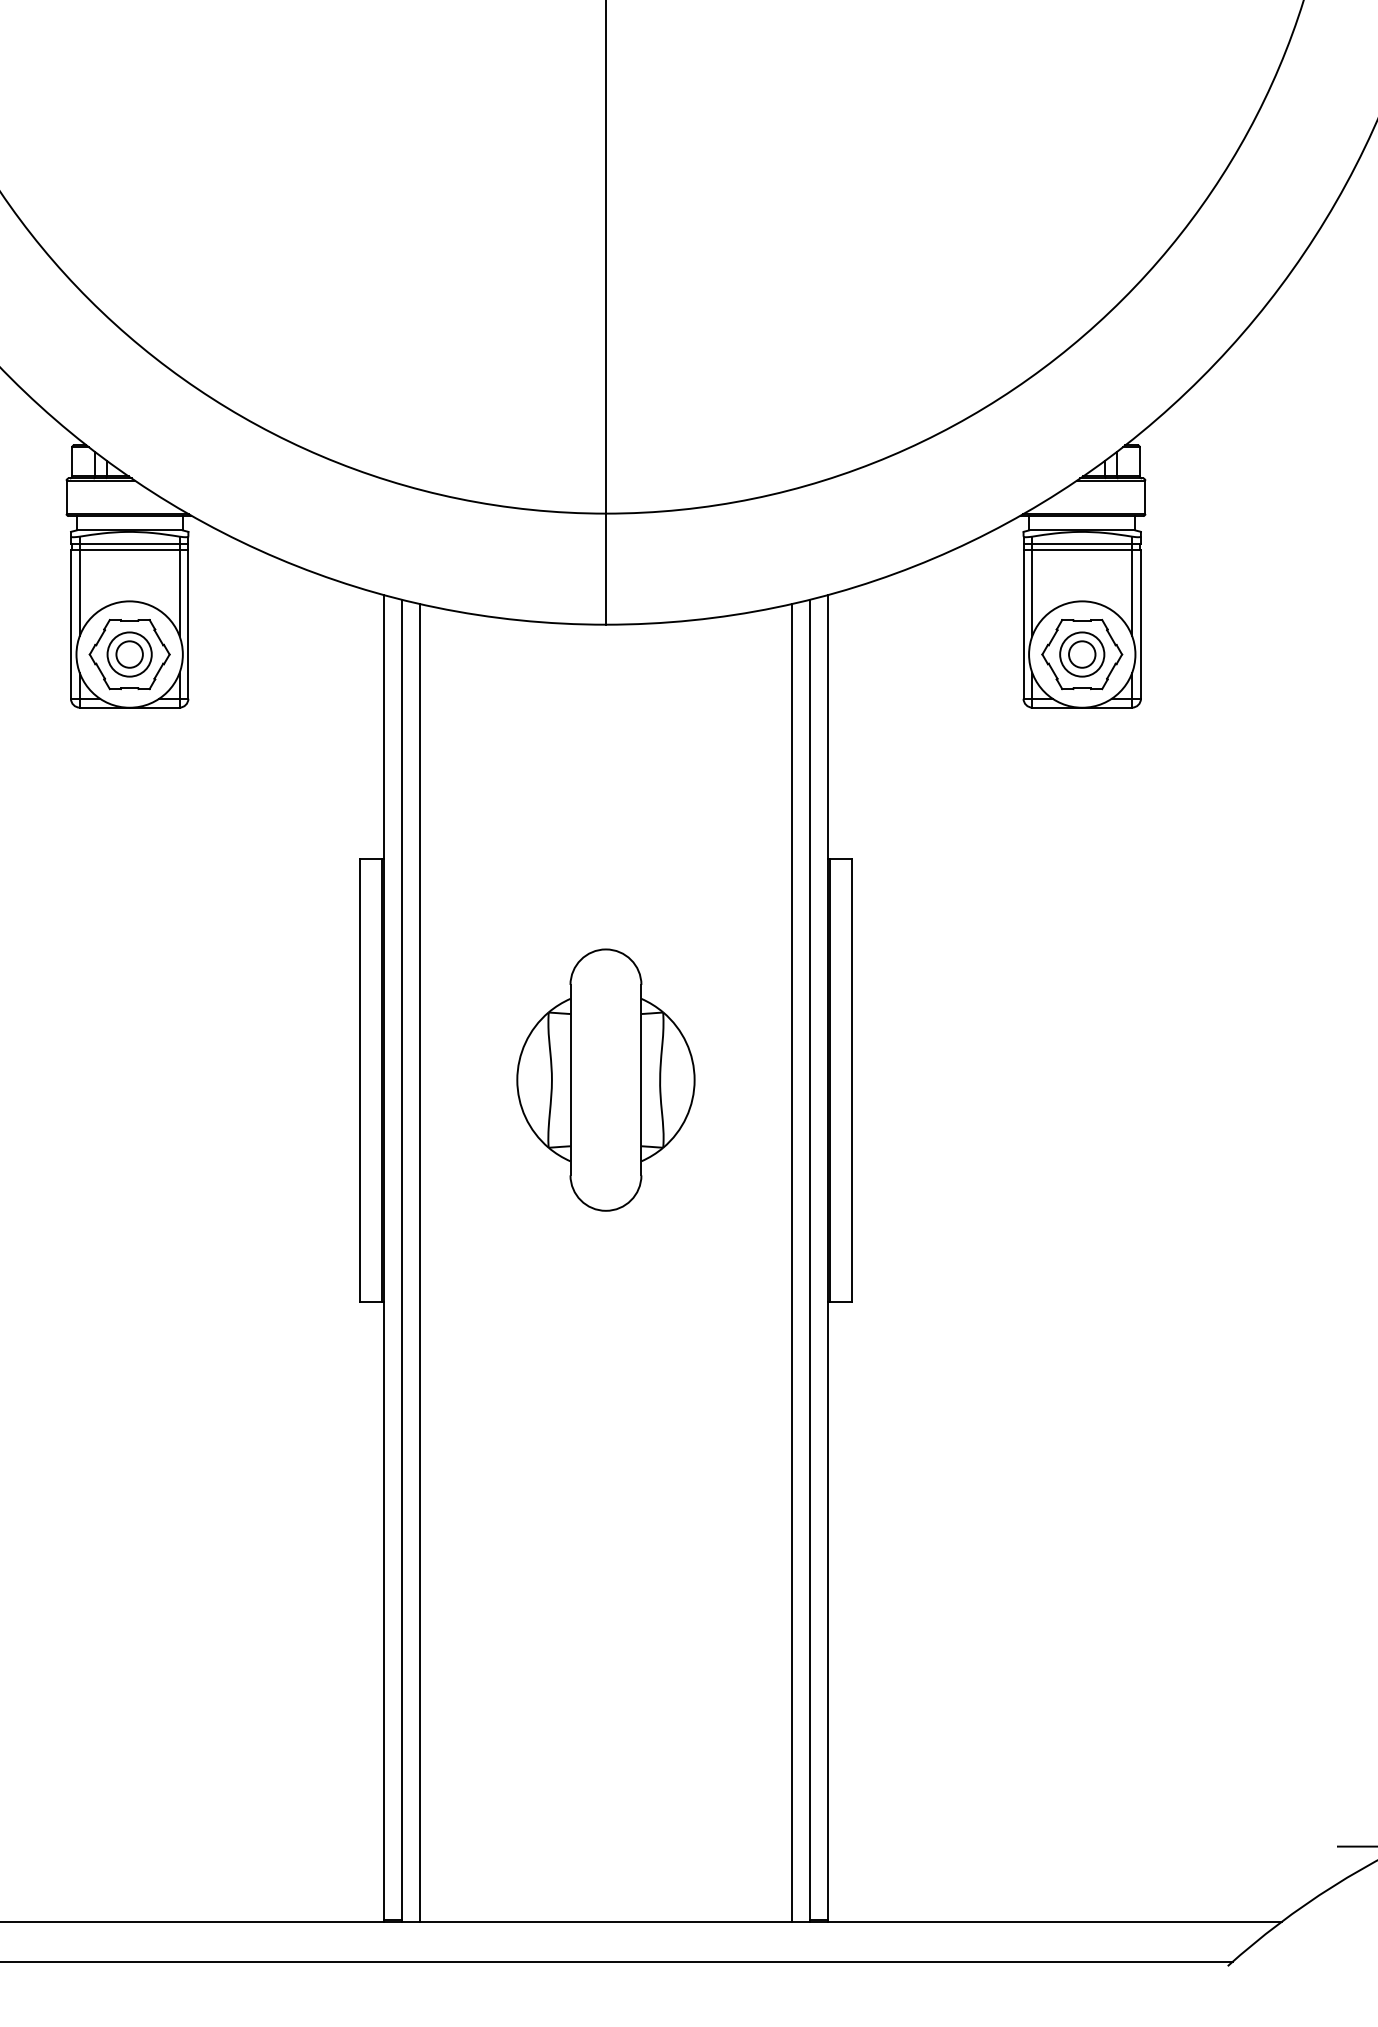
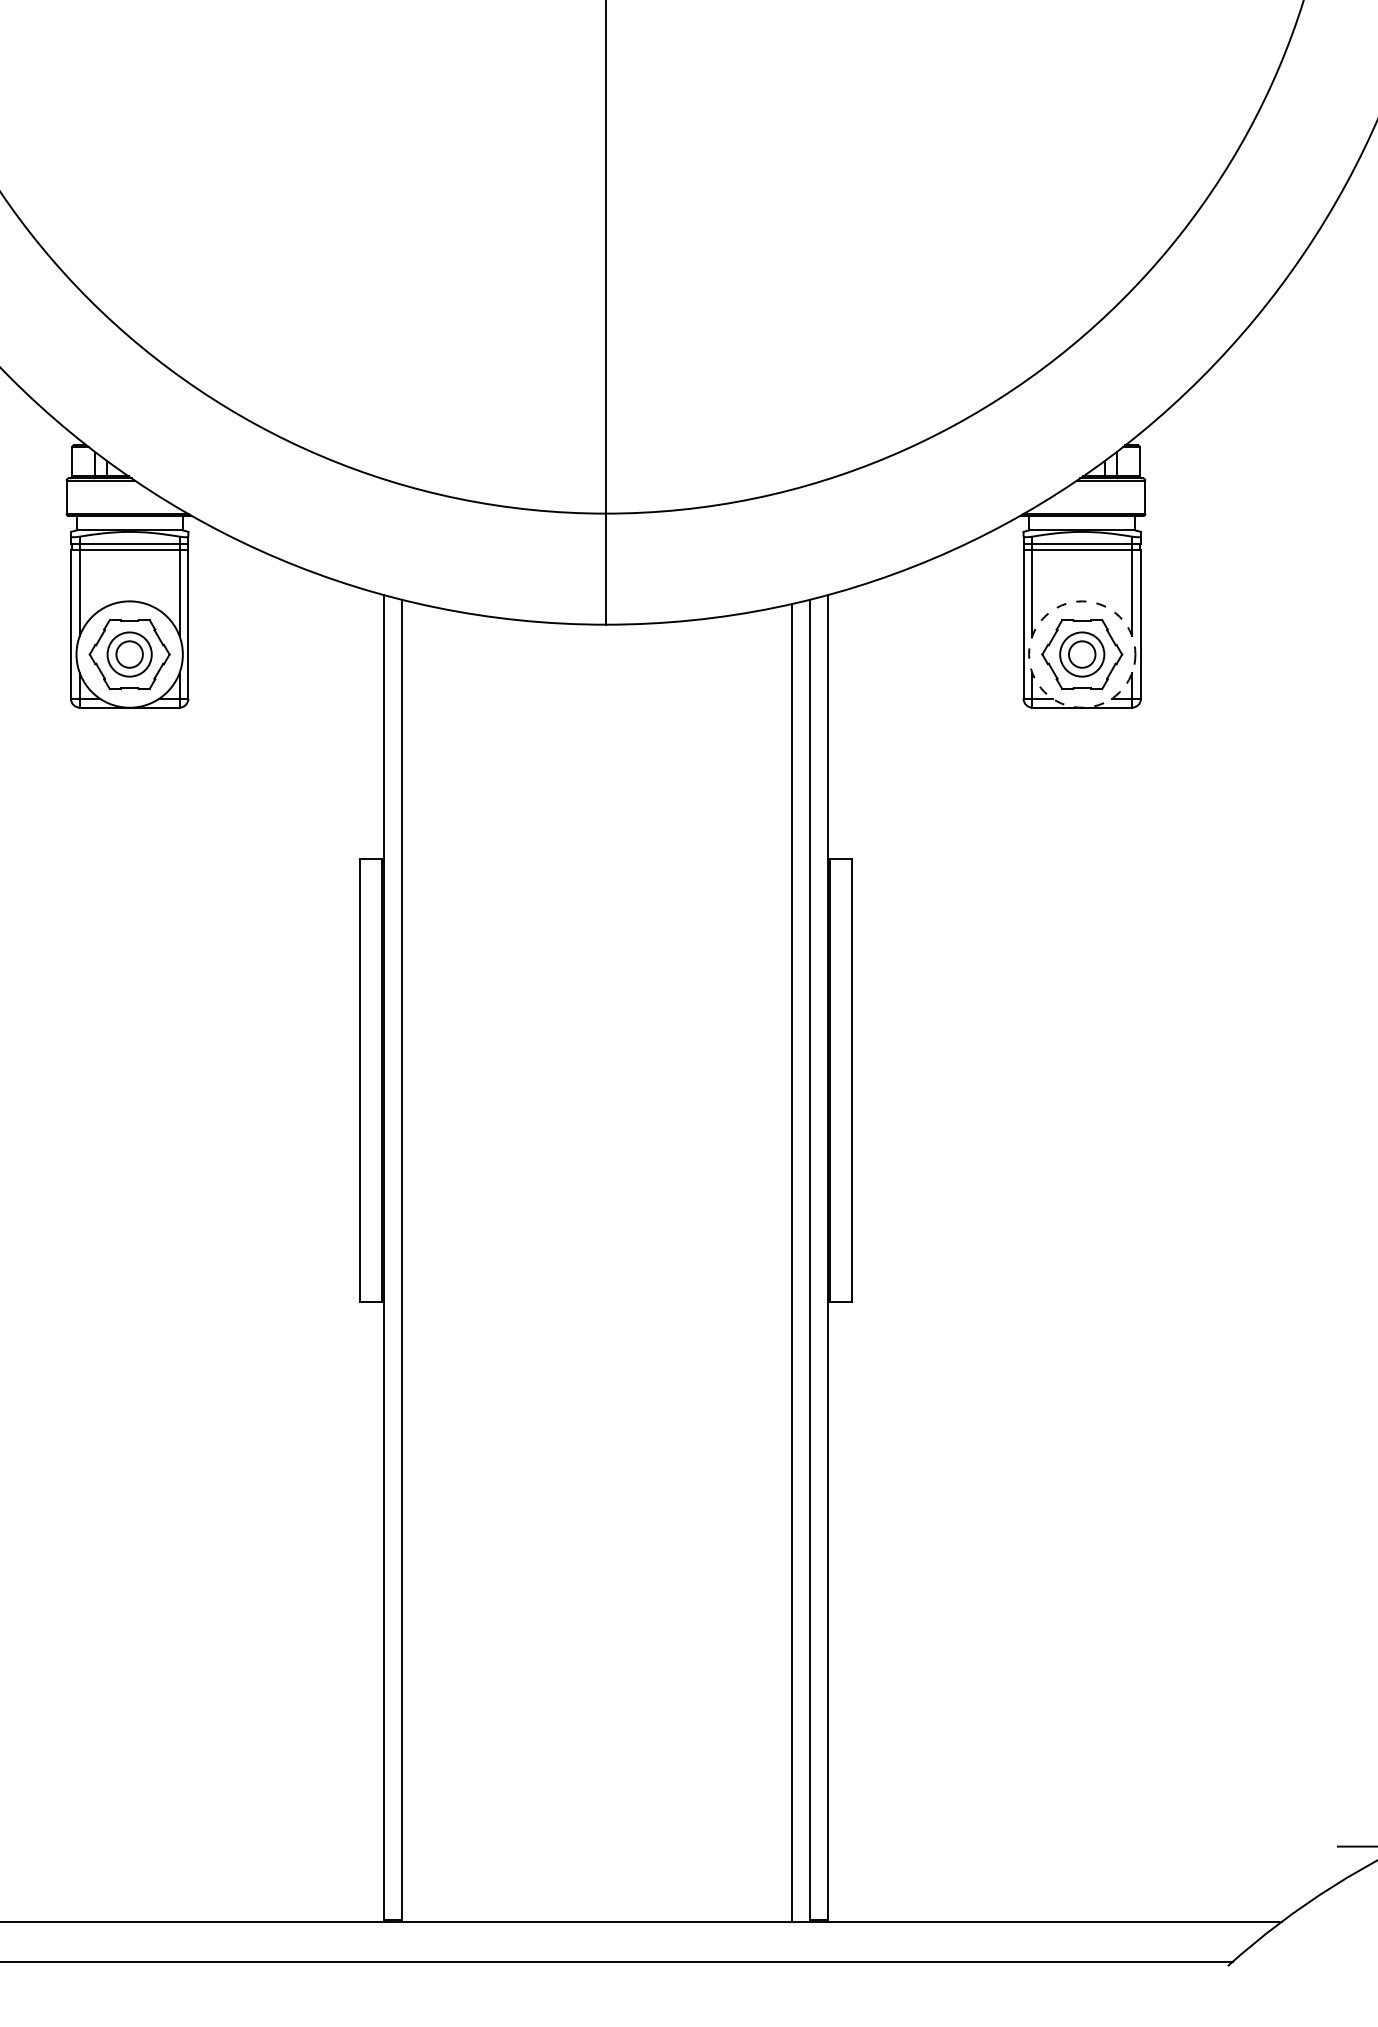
circle: solid -> dashed (1082, 654)
part: present -> none (605, 1079)
line: present -> none (419, 1262)
